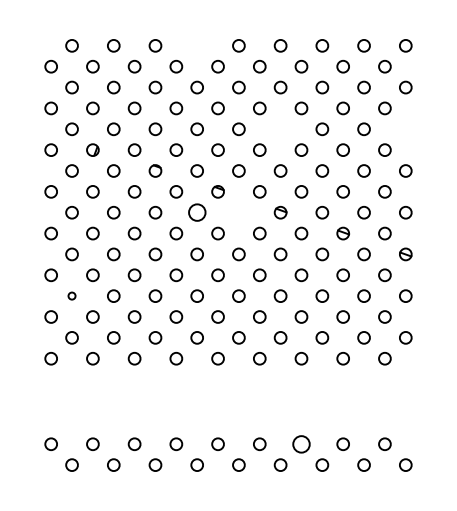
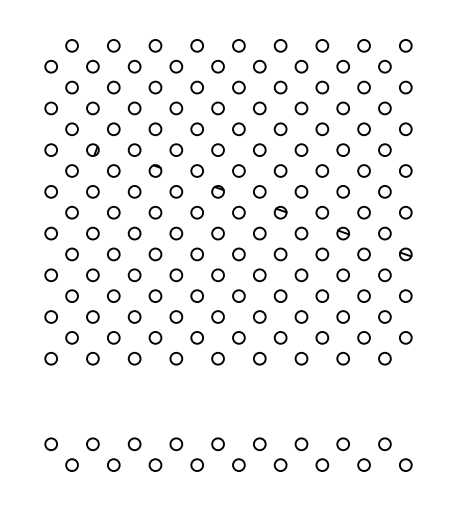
circle: none -> present (196, 45)
circle: none -> present (280, 129)
circle: none -> present (405, 129)
circle size: 19x19 px -> 14x14 px (196, 212)
circle: none -> present (238, 212)
circle size: 10x10 px -> 14x14 px (71, 295)
circle size: 19x19 px -> 15x14 px (301, 443)
